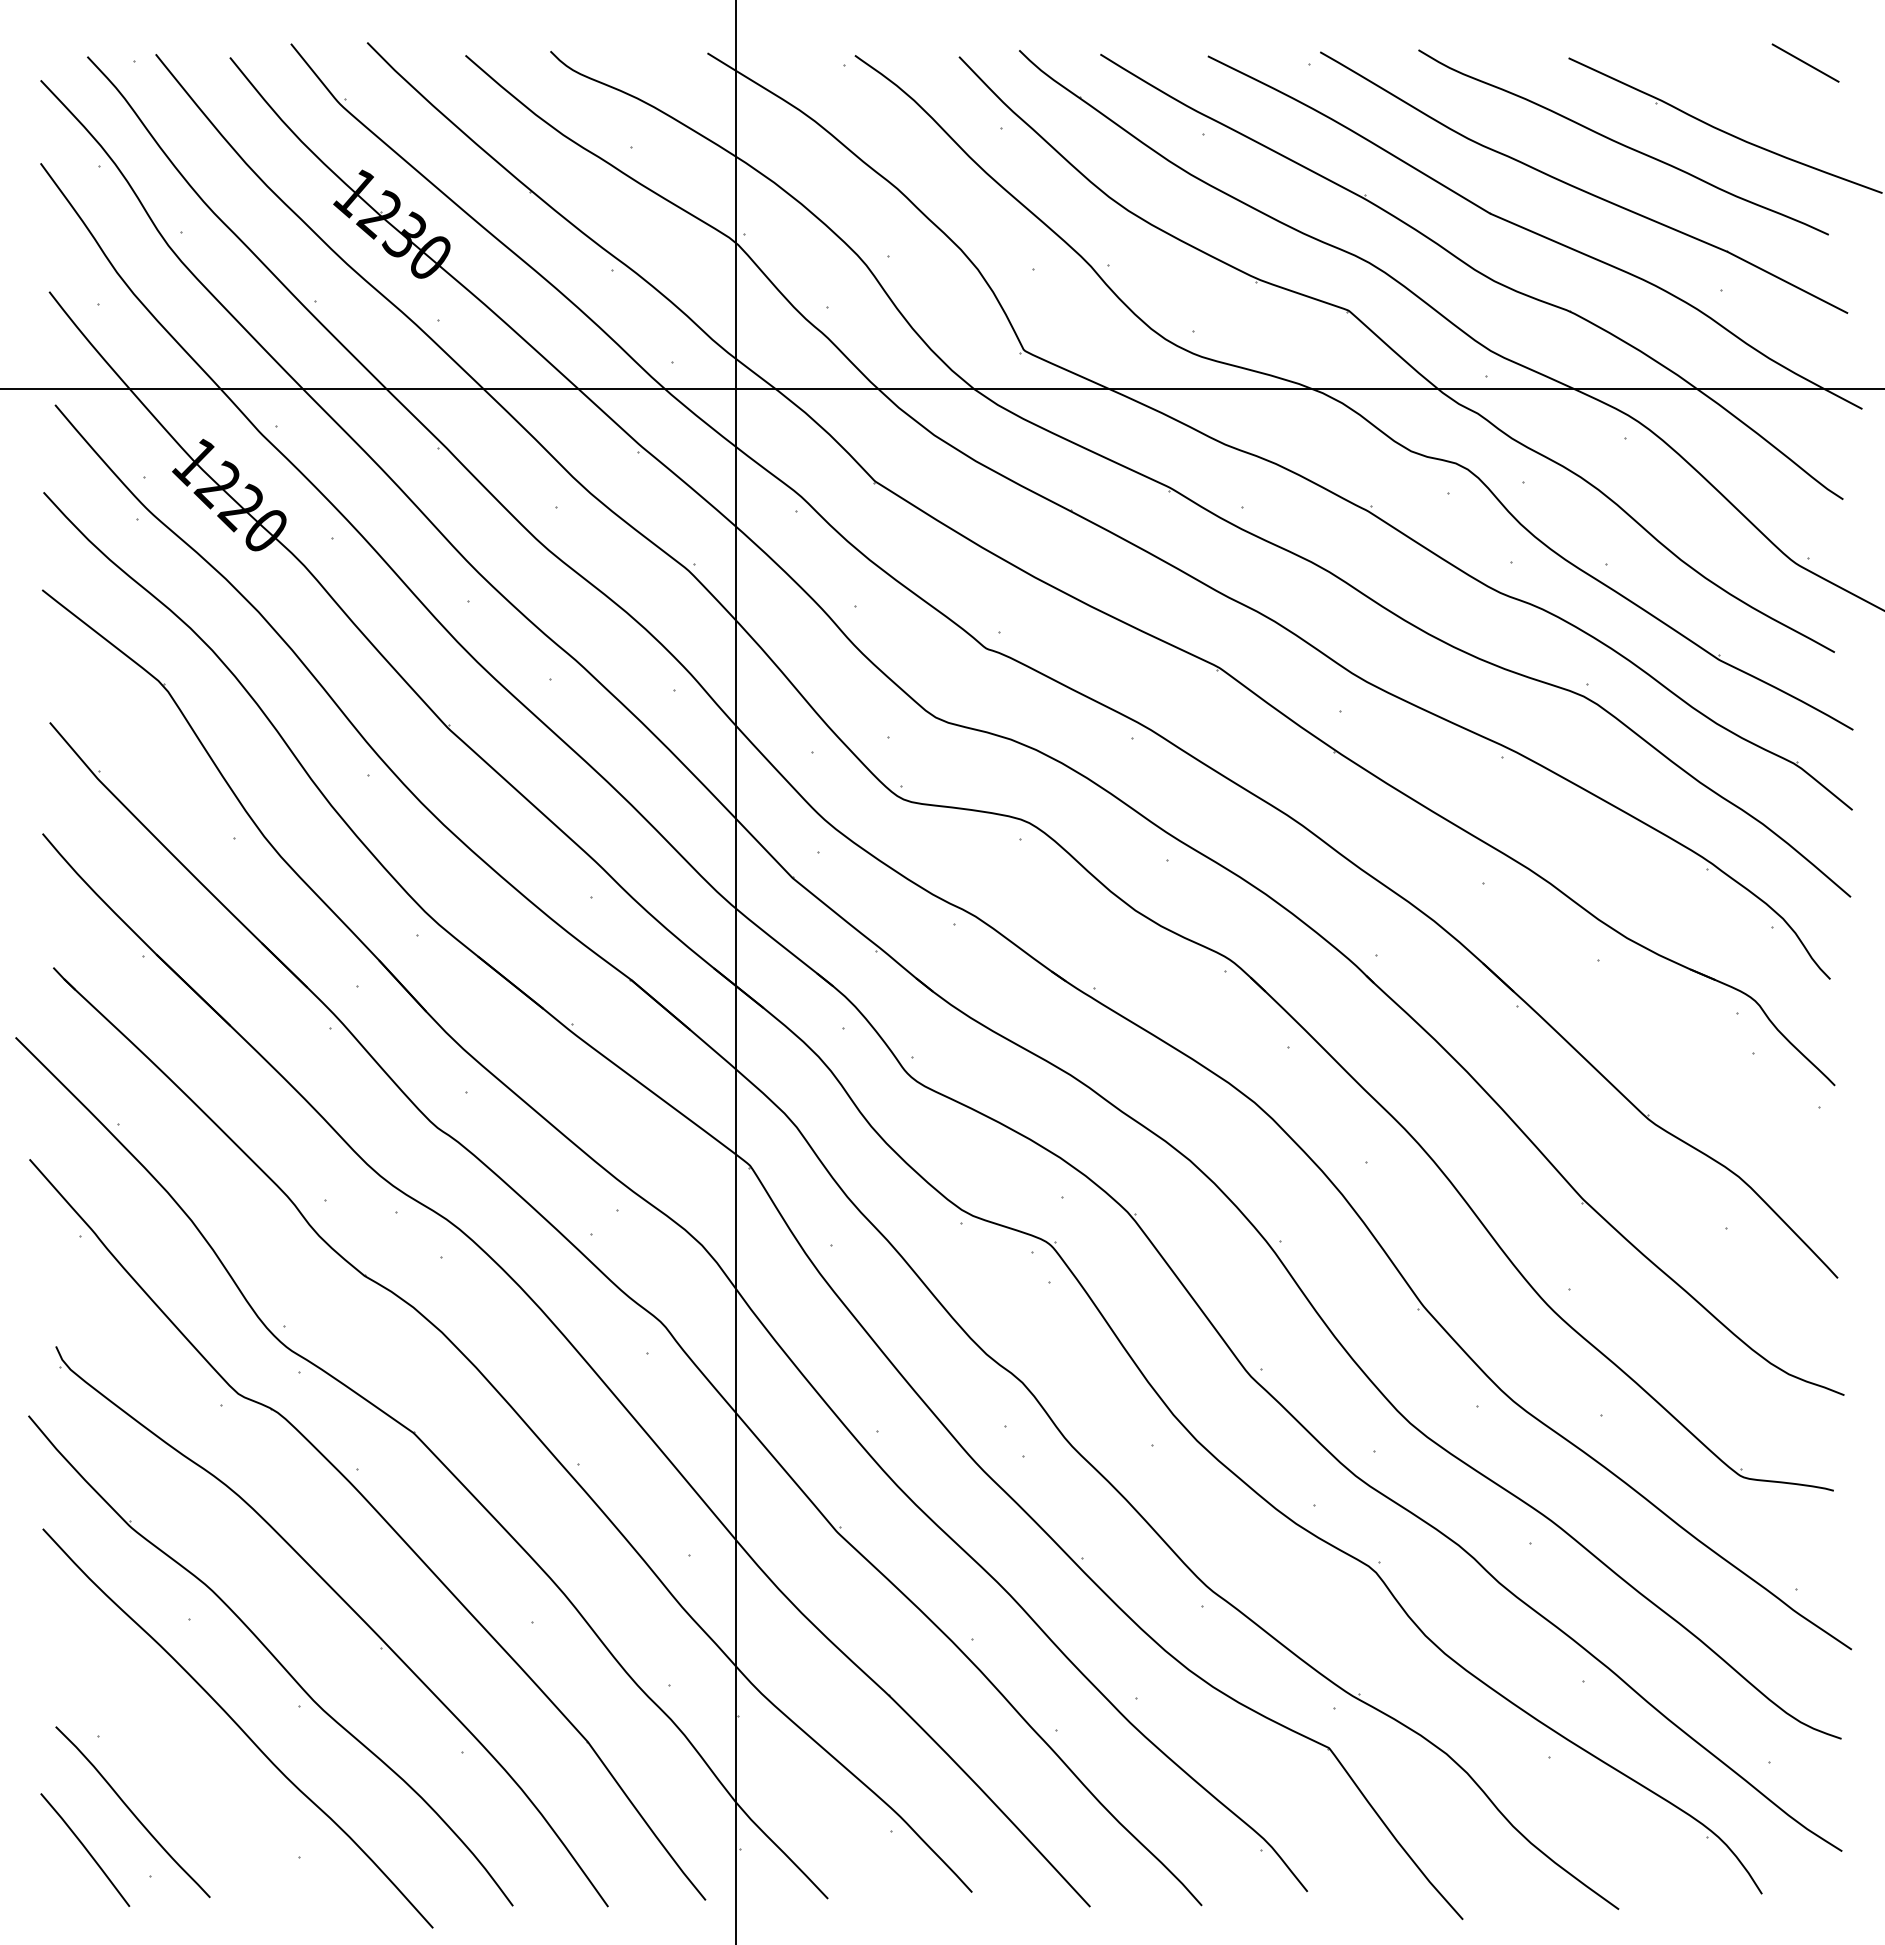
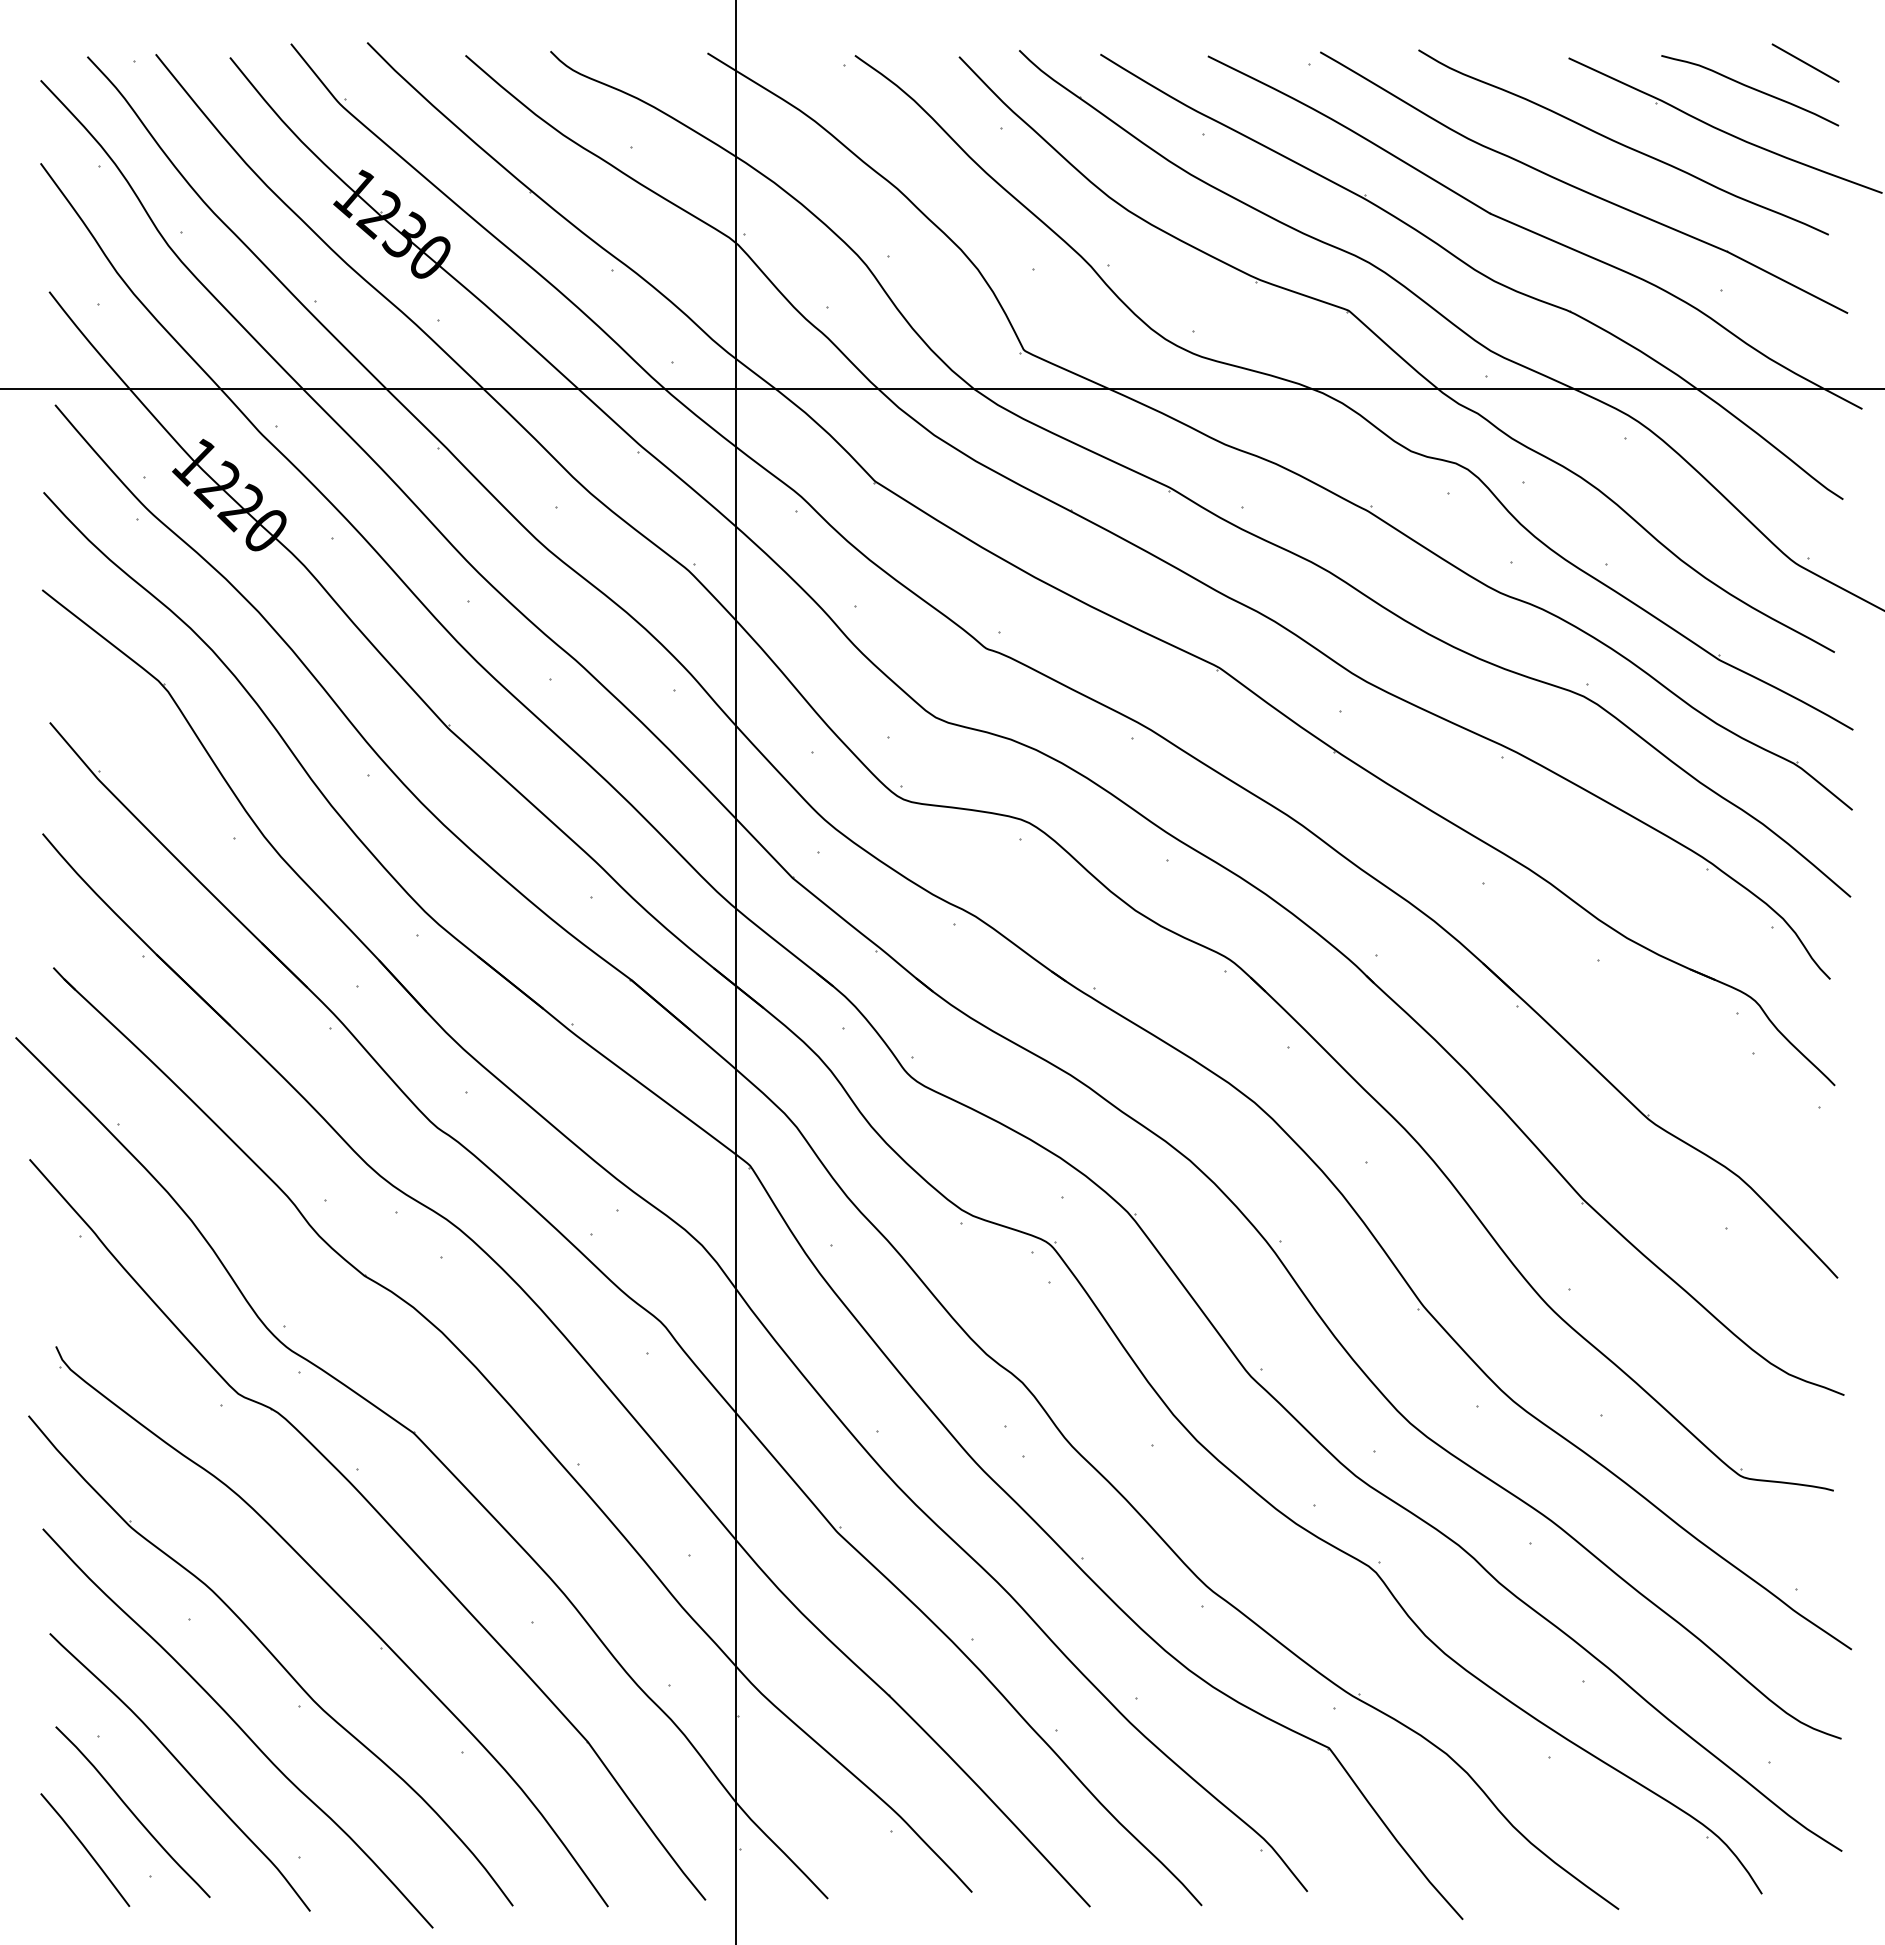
curve: none -> present (1750, 88)
curve: none -> present (183, 1768)
